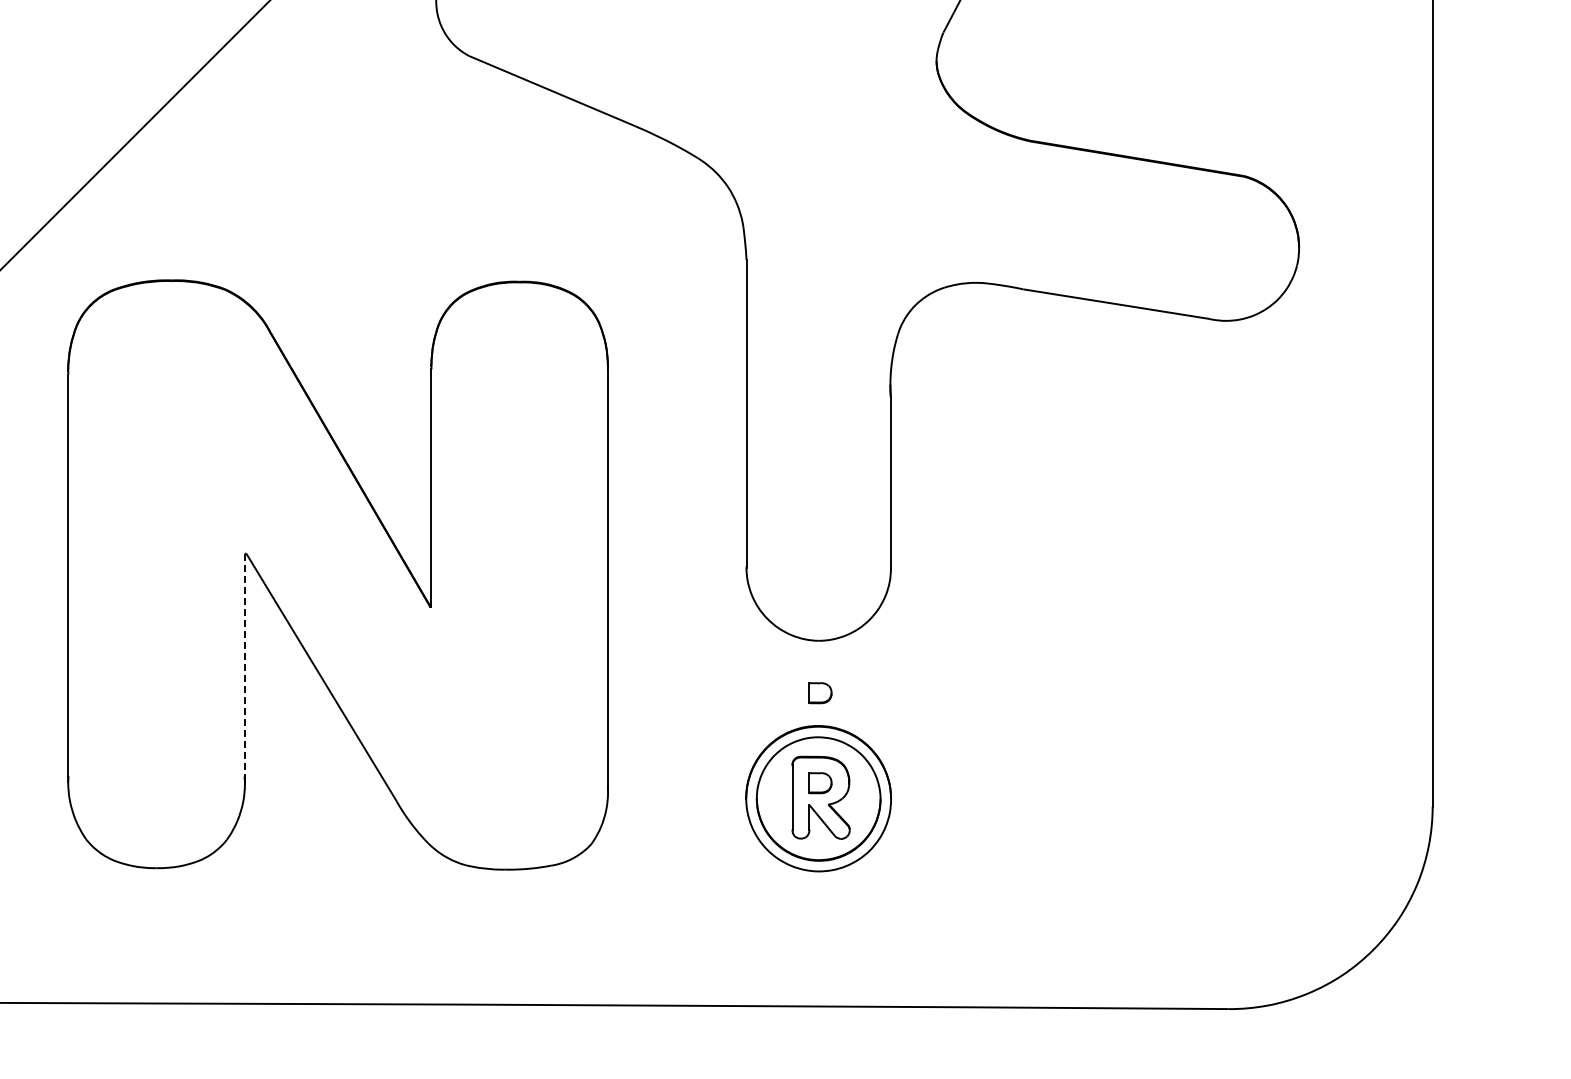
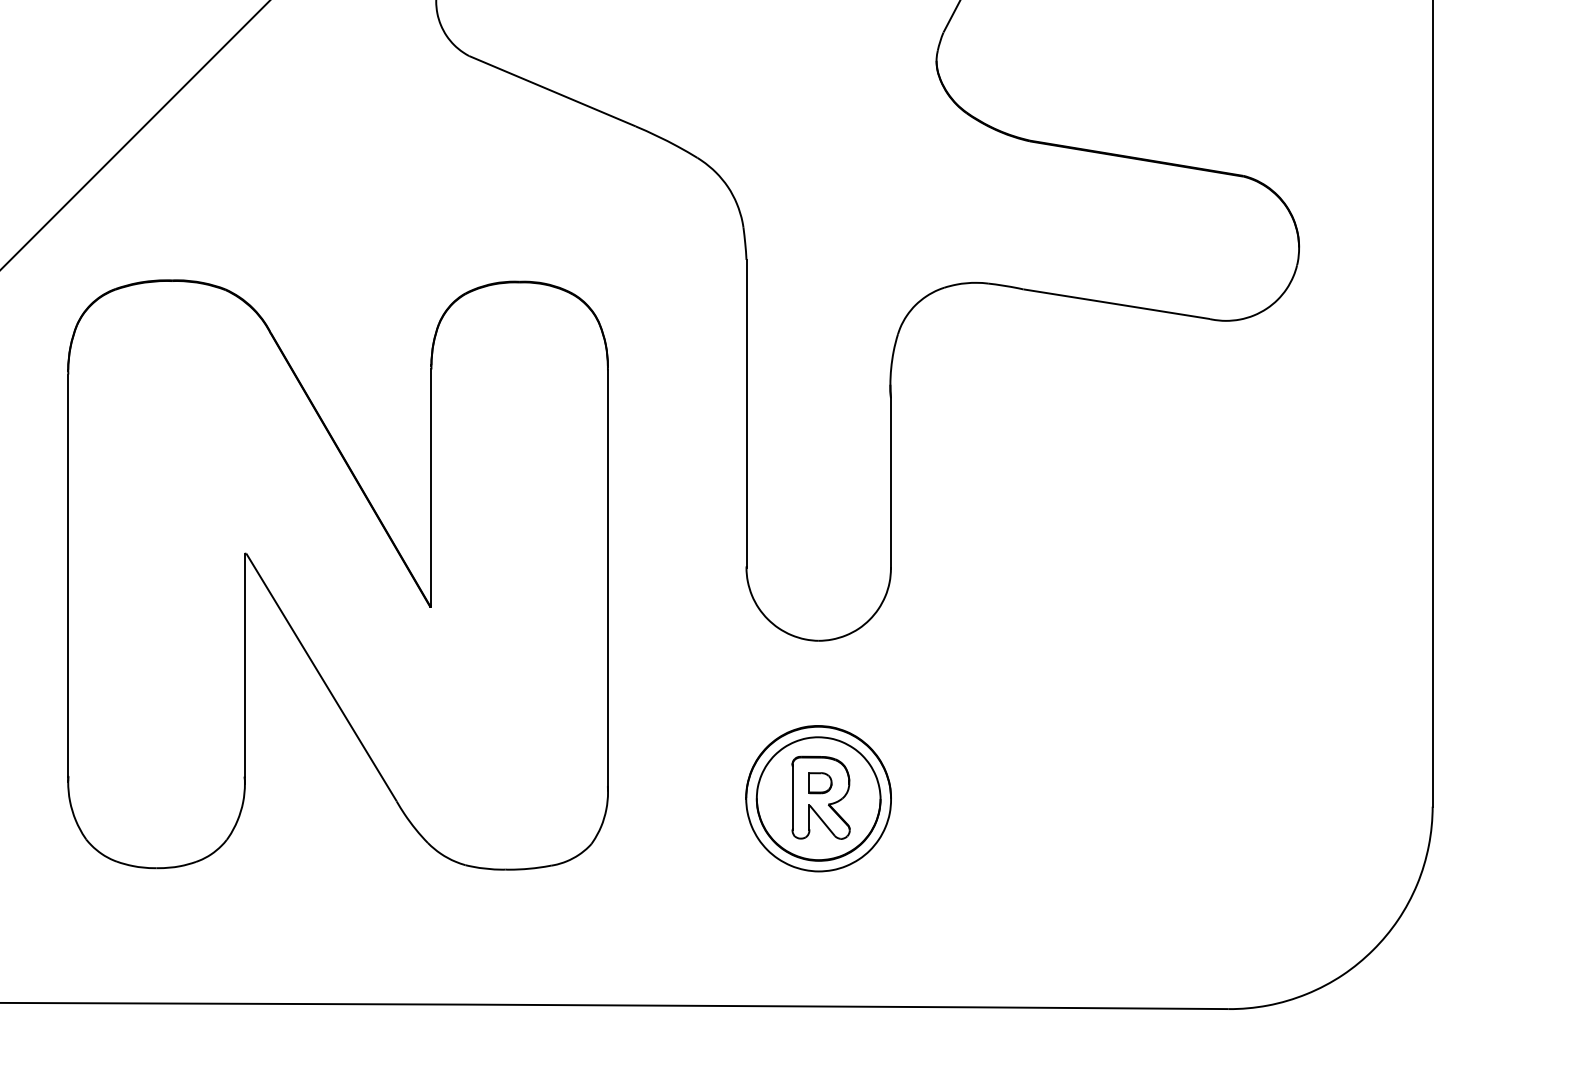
line: dashed -> solid (244, 665)
part: present -> none (820, 693)
